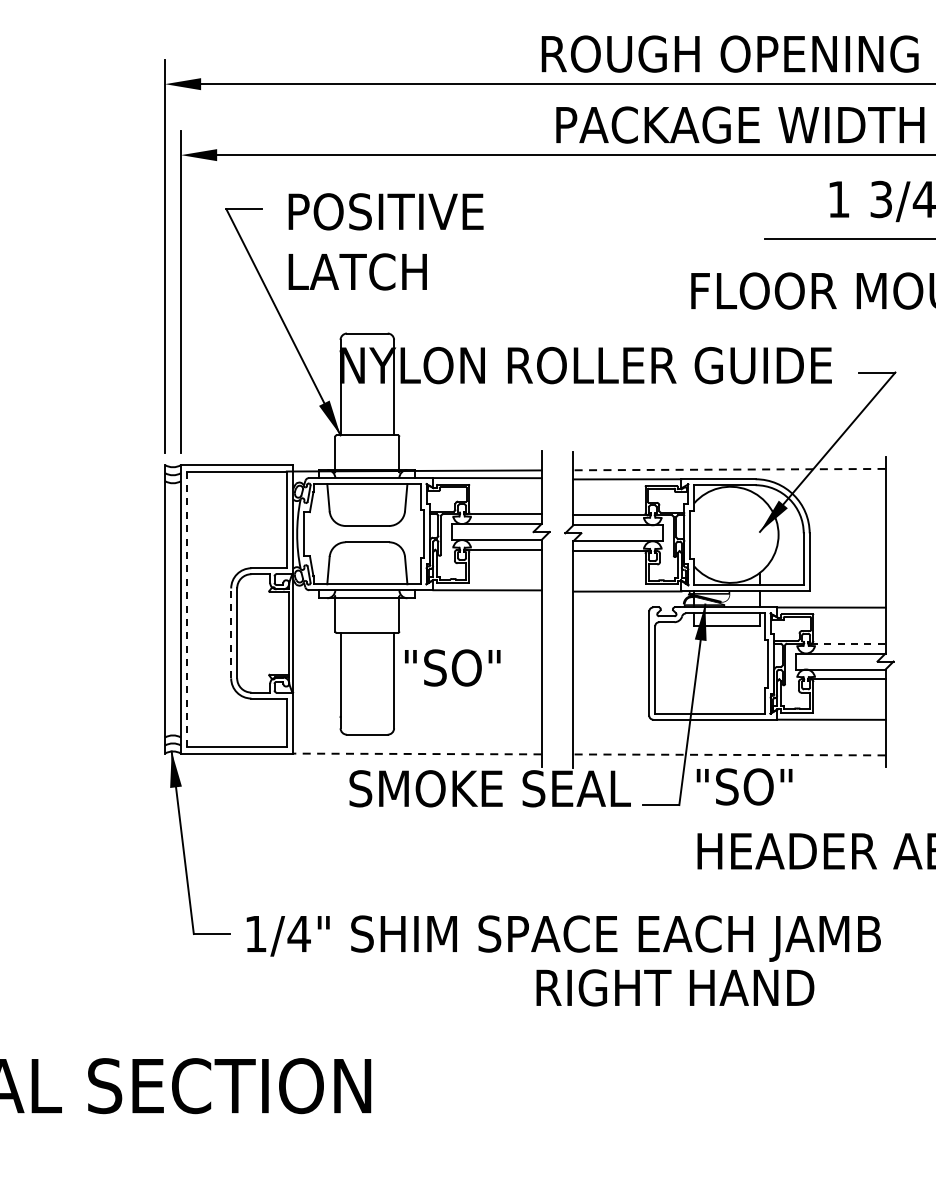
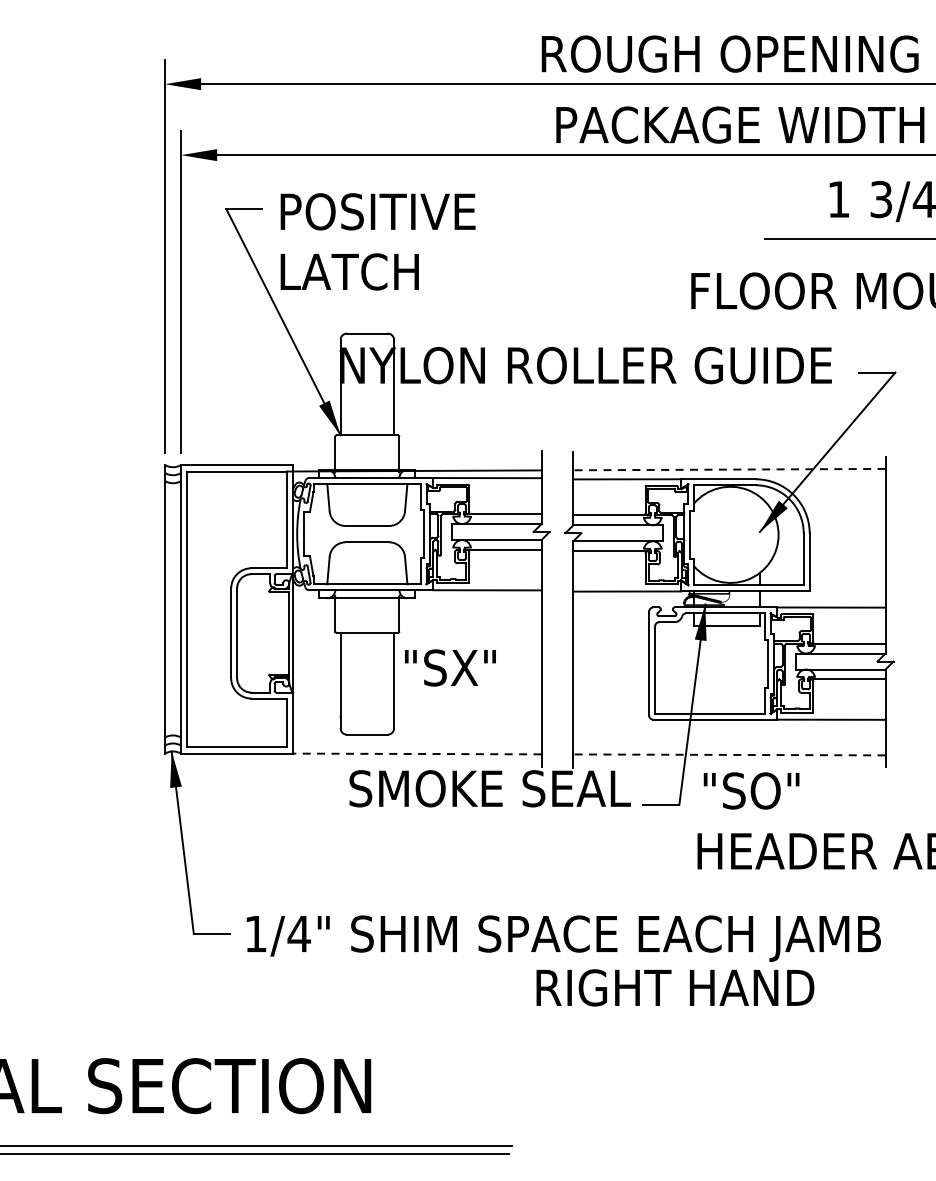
text position: (385, 241) -> (377, 241) (377, 241)
line: dashed -> solid (187, 609)
line: dashed -> solid (231, 633)
line: dashed -> solid (848, 643)
text: "SO" -> "SX" (475, 667)
text position: (744, 786) -> (751, 790) (751, 790)
line: none -> present (256, 1145)
line: none -> present (255, 1153)
